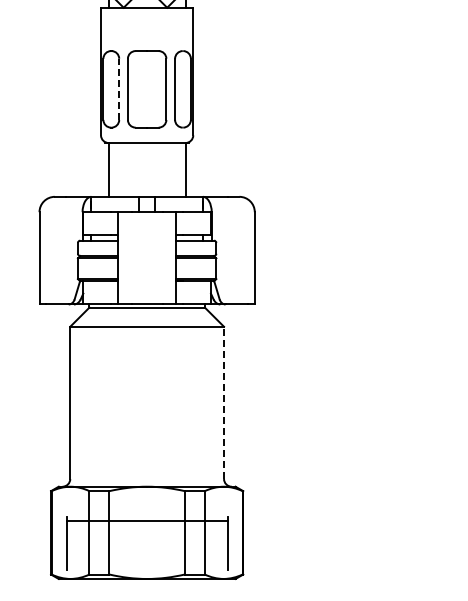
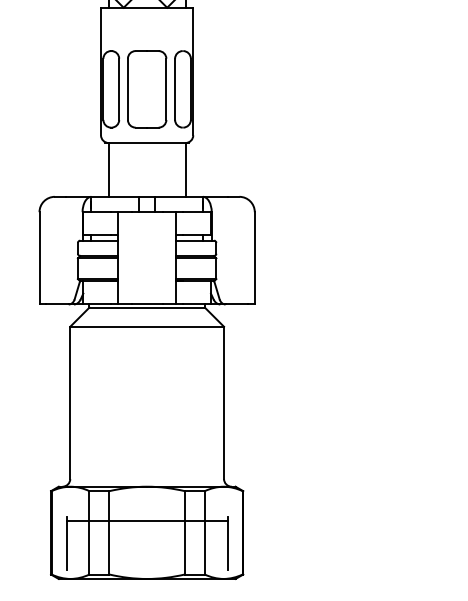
line: dashed -> solid (119, 89)
line: dashed -> solid (224, 402)
